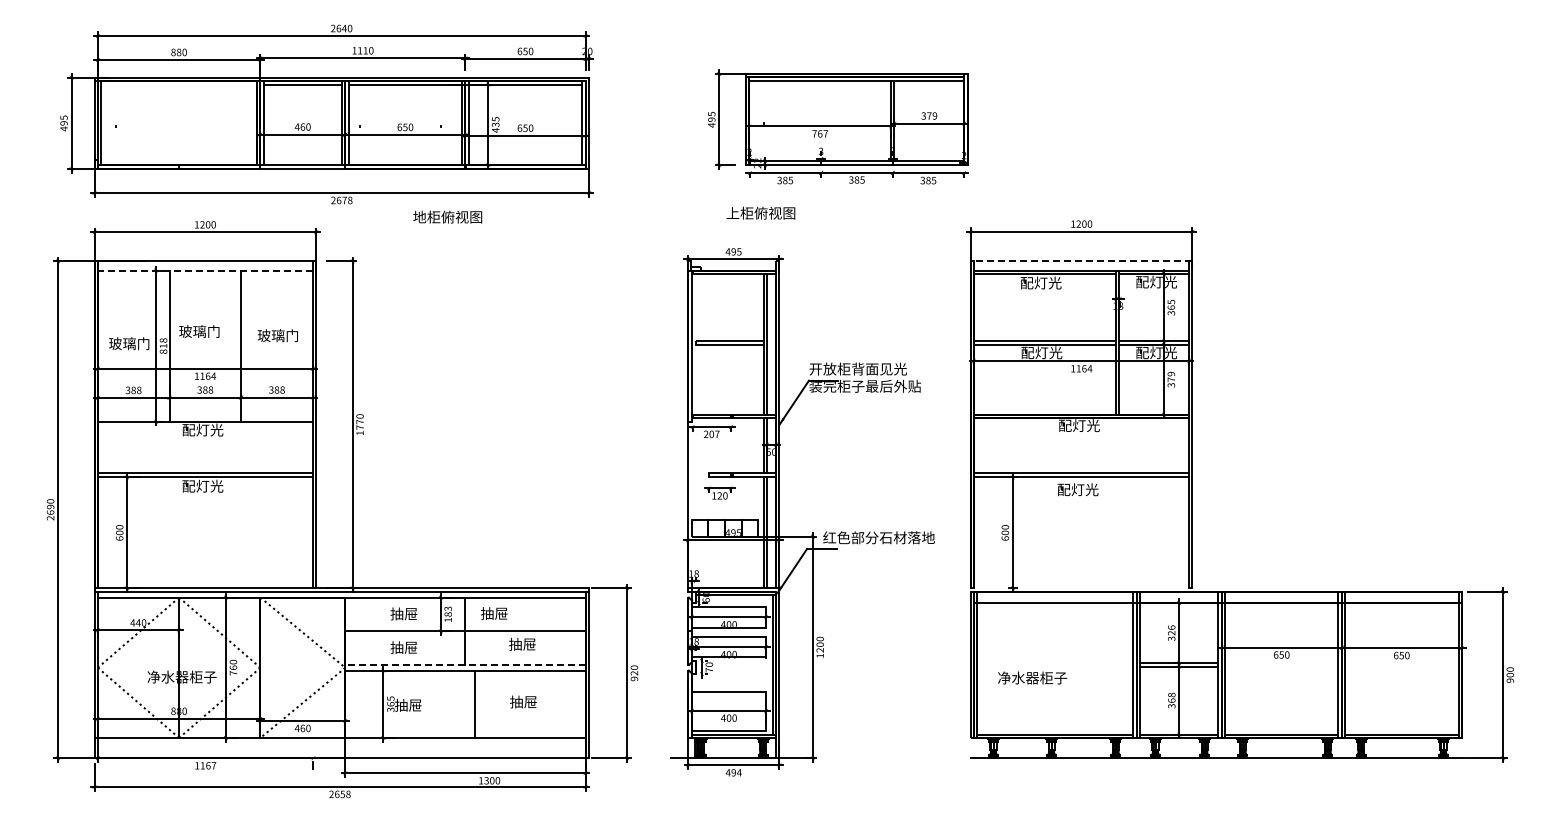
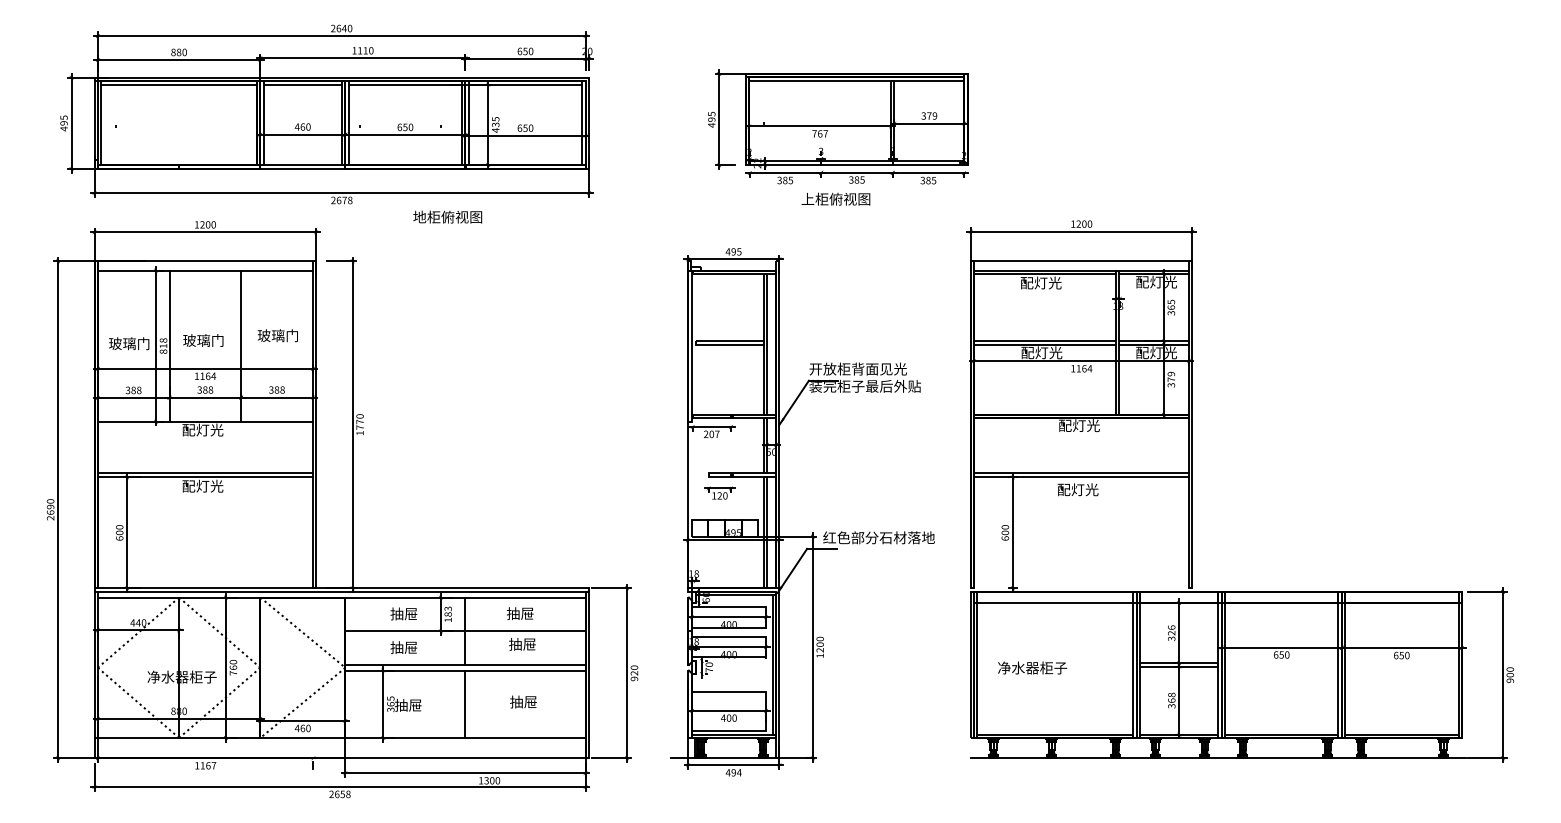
line: none -> present (179, 84)
text position: (760, 212) -> (835, 198) (835, 198)
line: dashed -> solid (1081, 261)
line: dashed -> solid (205, 270)
text position: (199, 331) -> (203, 340) (203, 340)
text position: (494, 613) -> (520, 613) (520, 613)
line: dashed -> solid (464, 665)
text position: (1032, 677) -> (1032, 667) (1032, 667)
line position: (475, 703) -> (465, 703) (465, 703)
